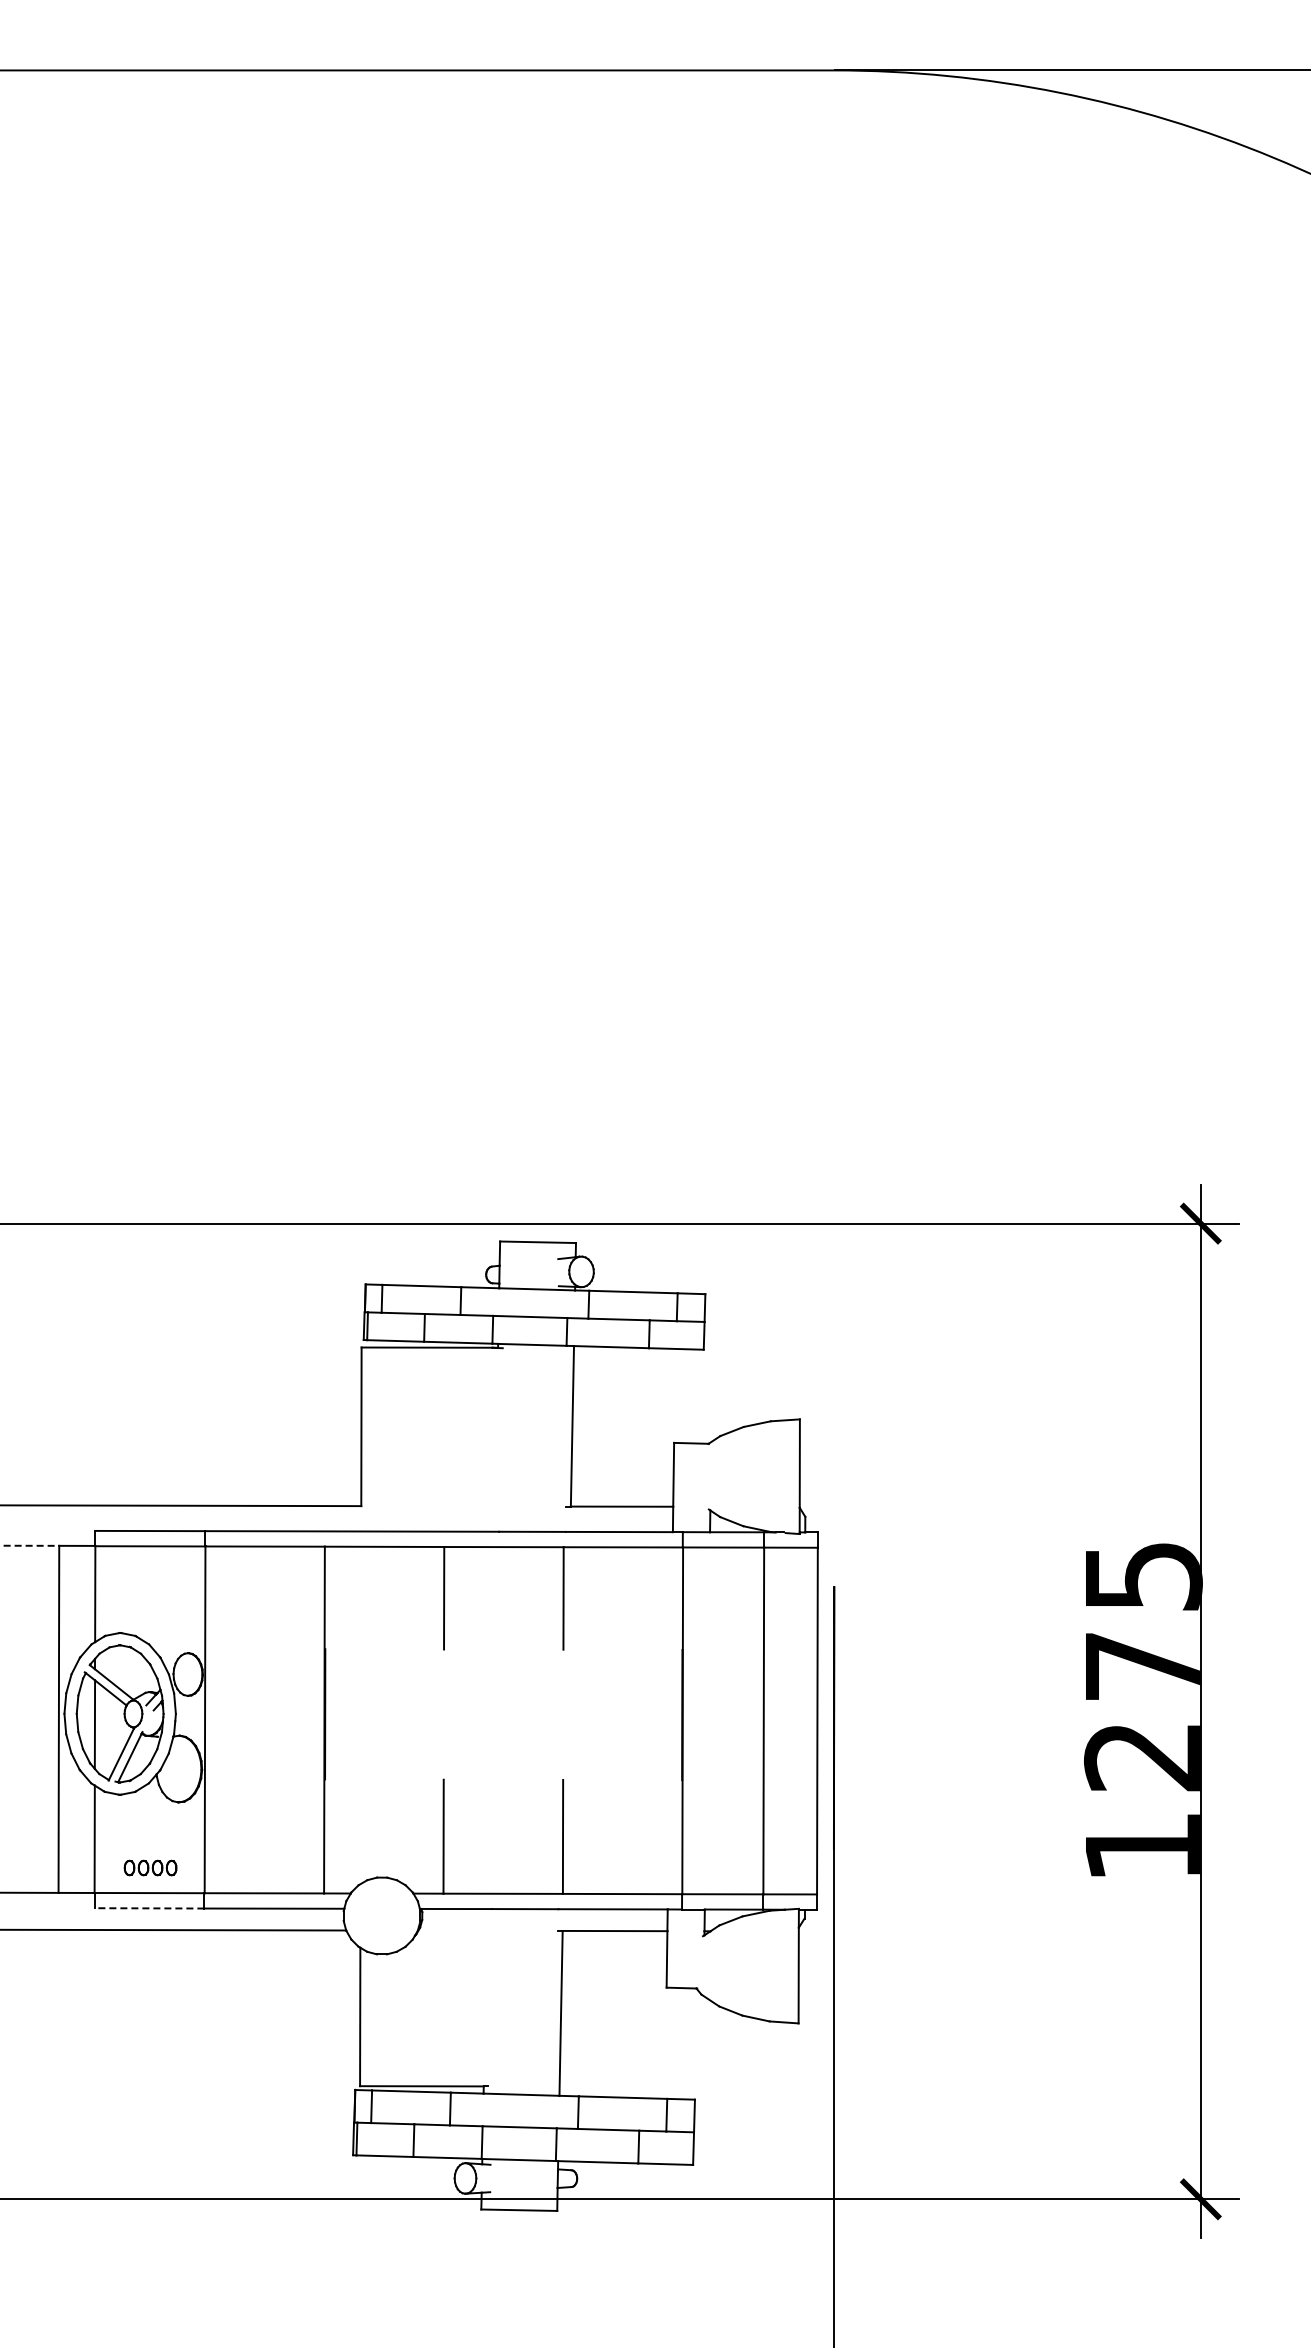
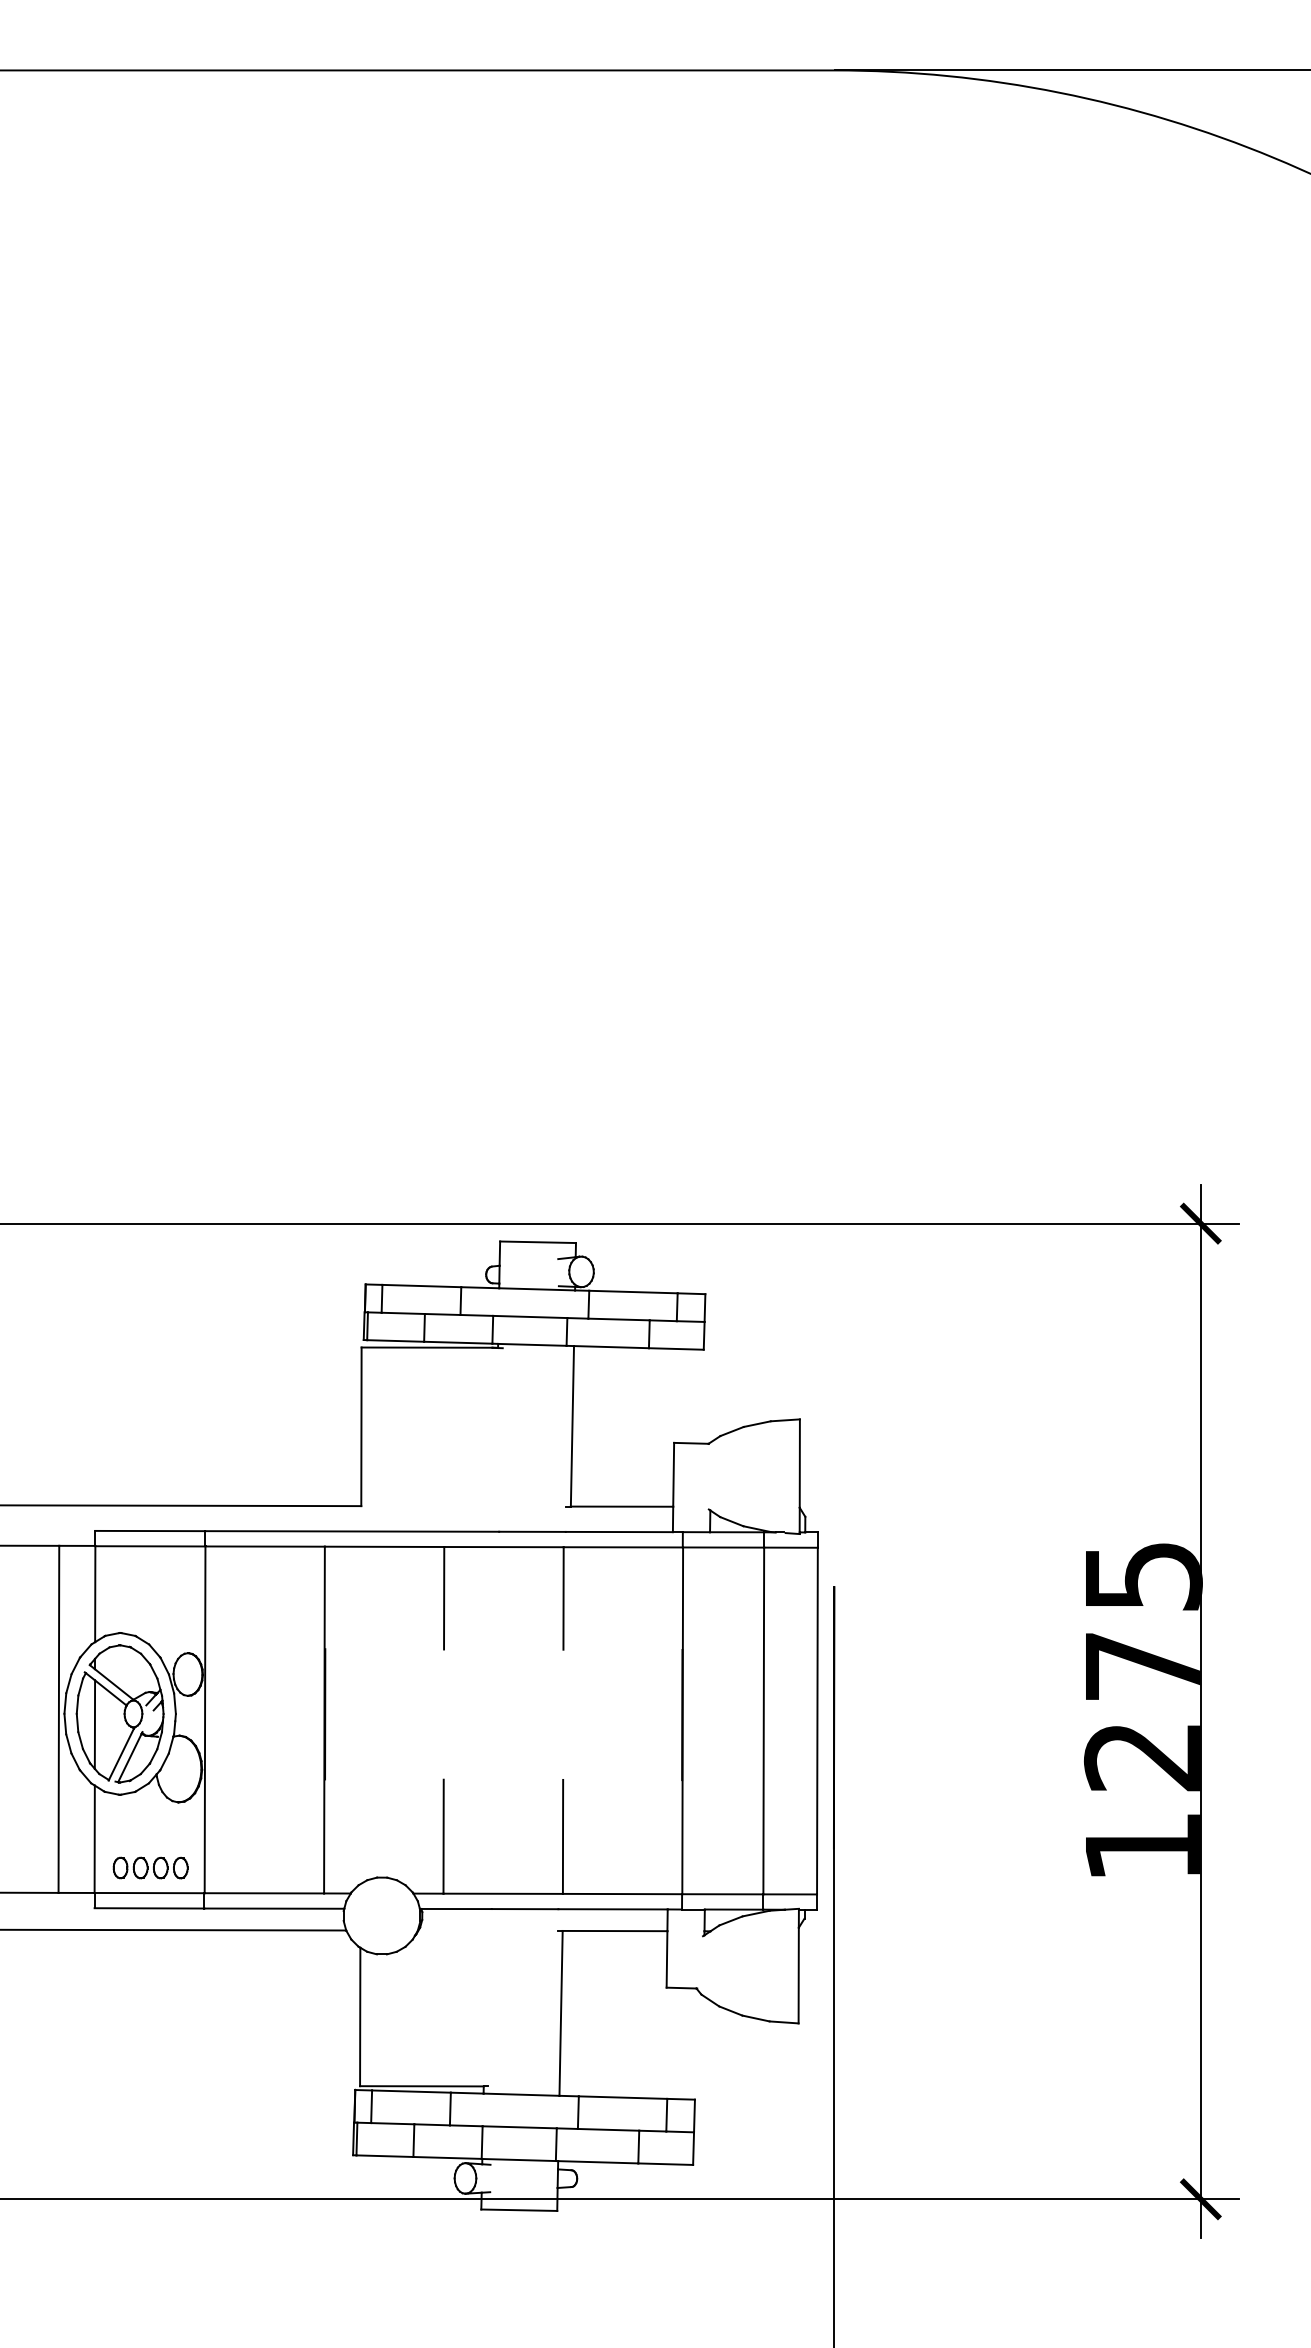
line: dashed -> solid (30, 1545)
part size: 55x18 px -> 77x24 px (150, 1867)
line: dashed -> solid (149, 1908)
